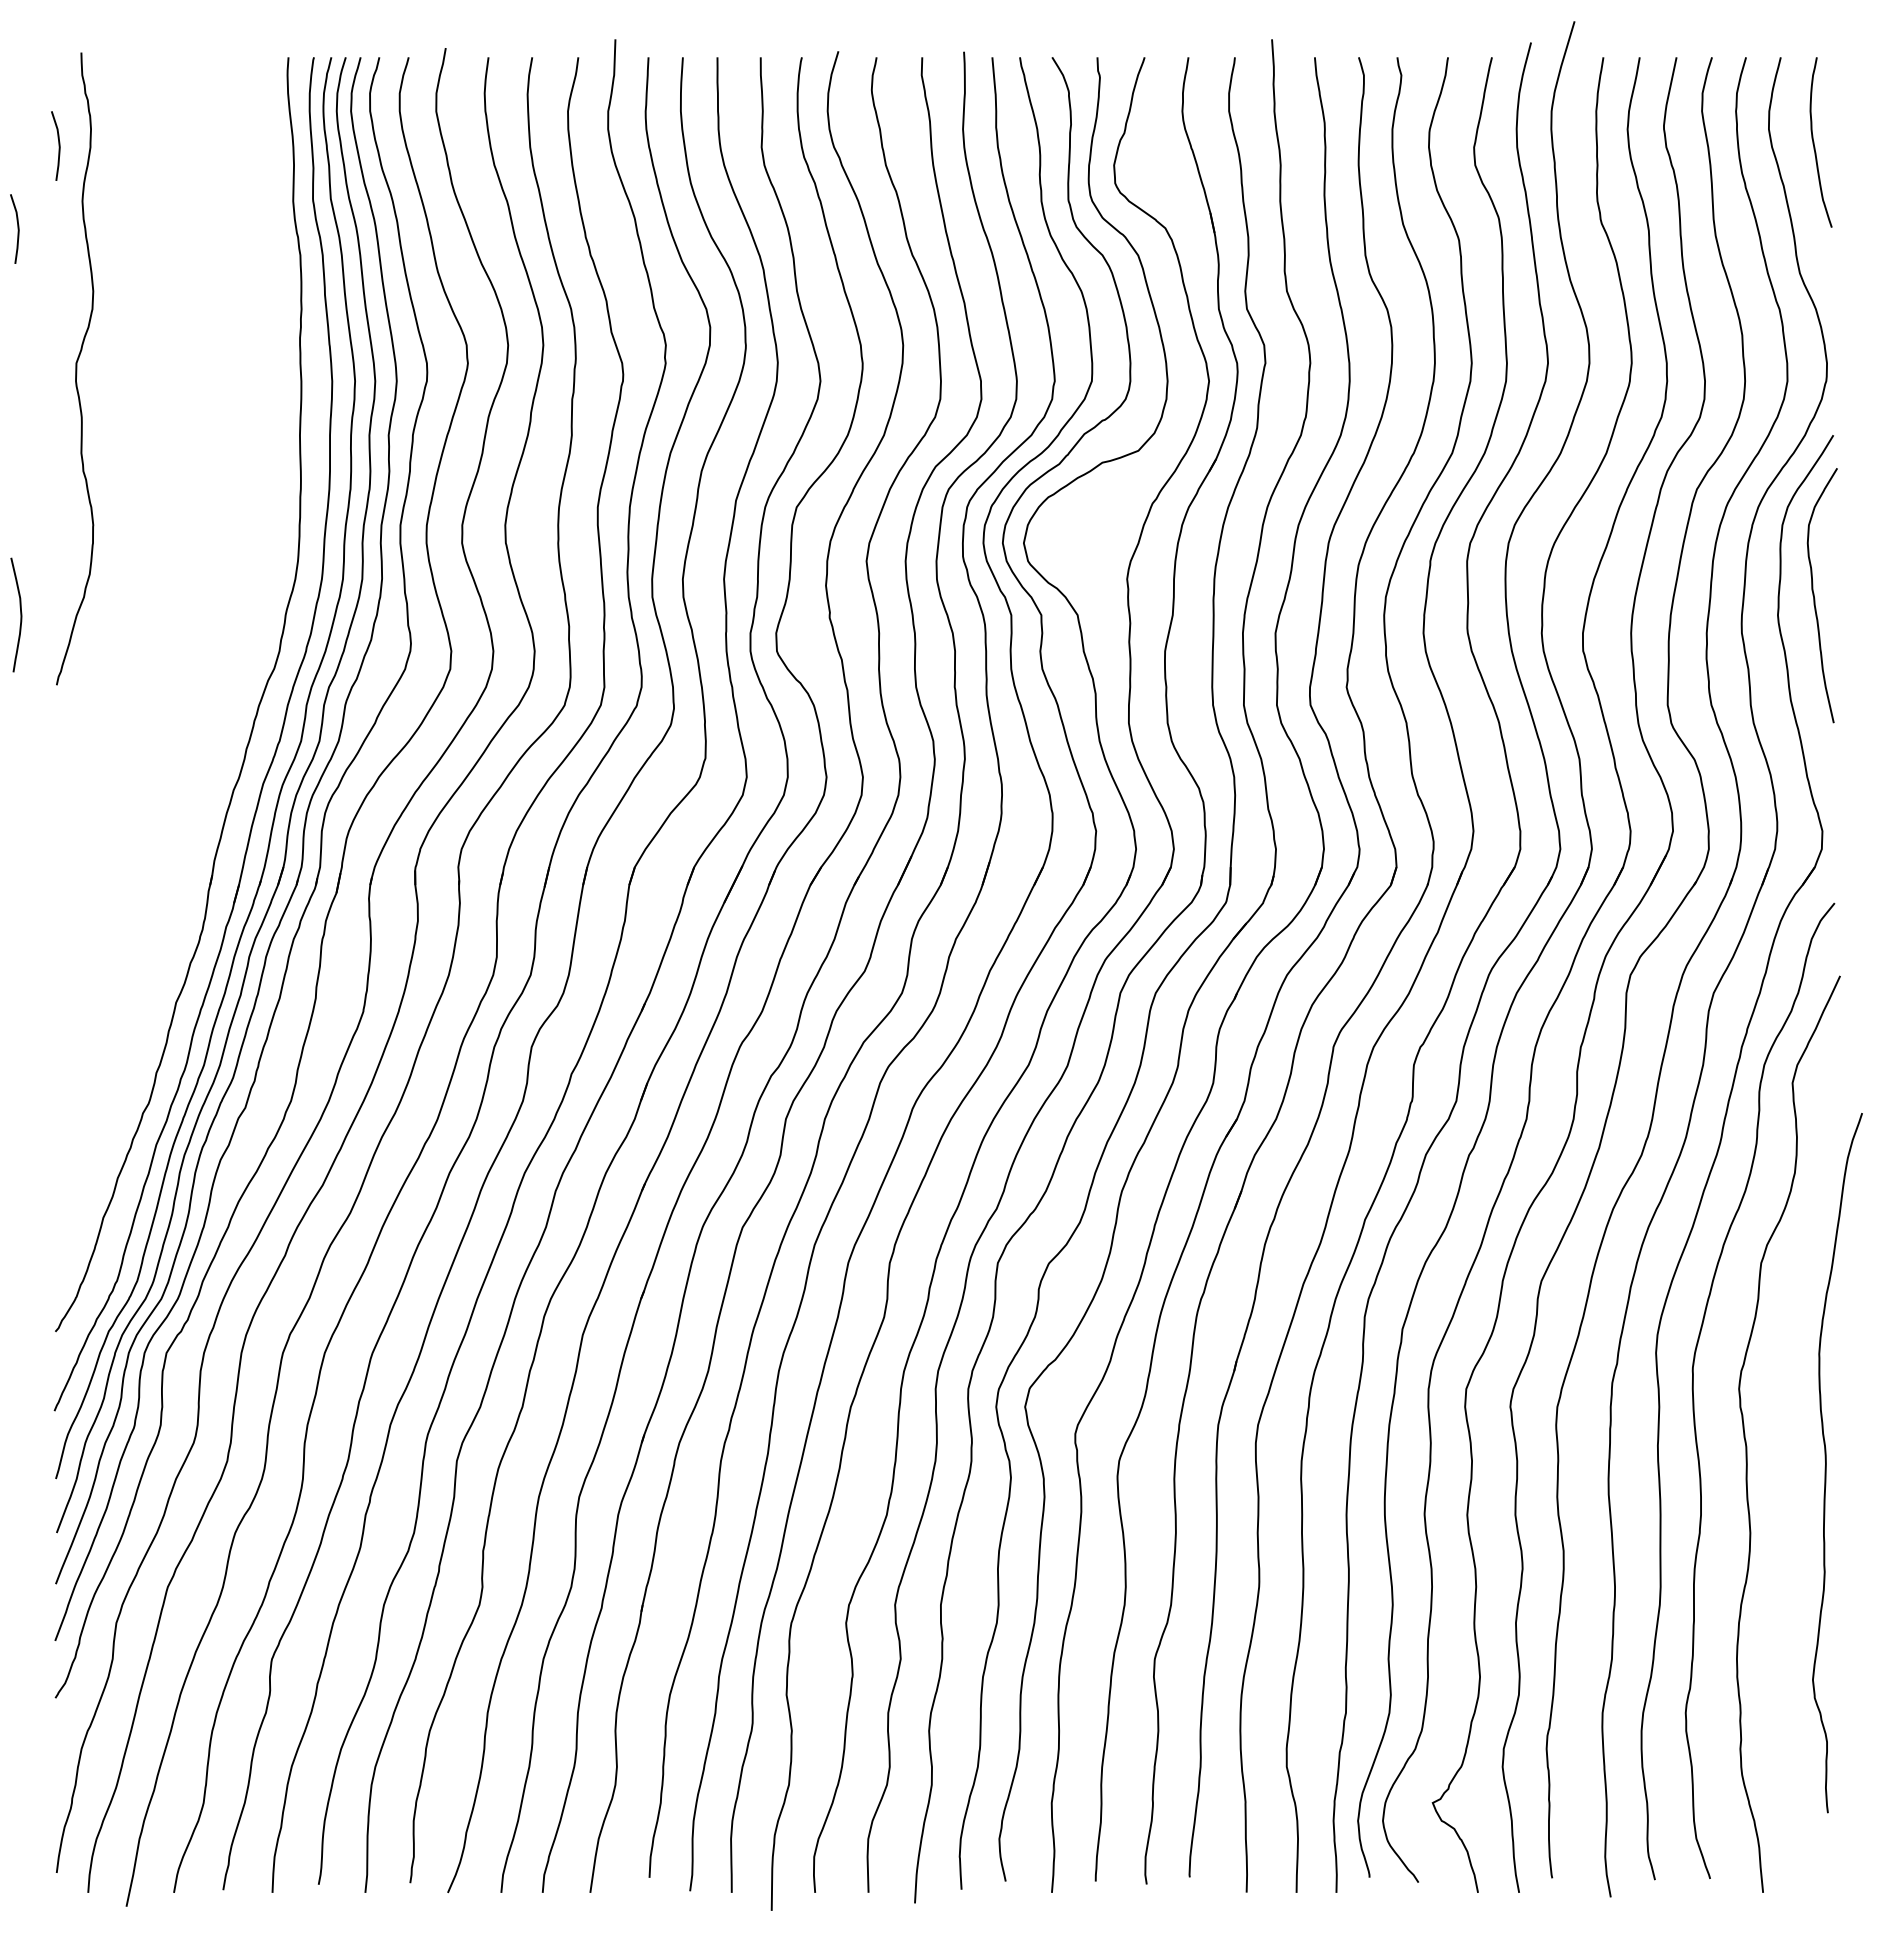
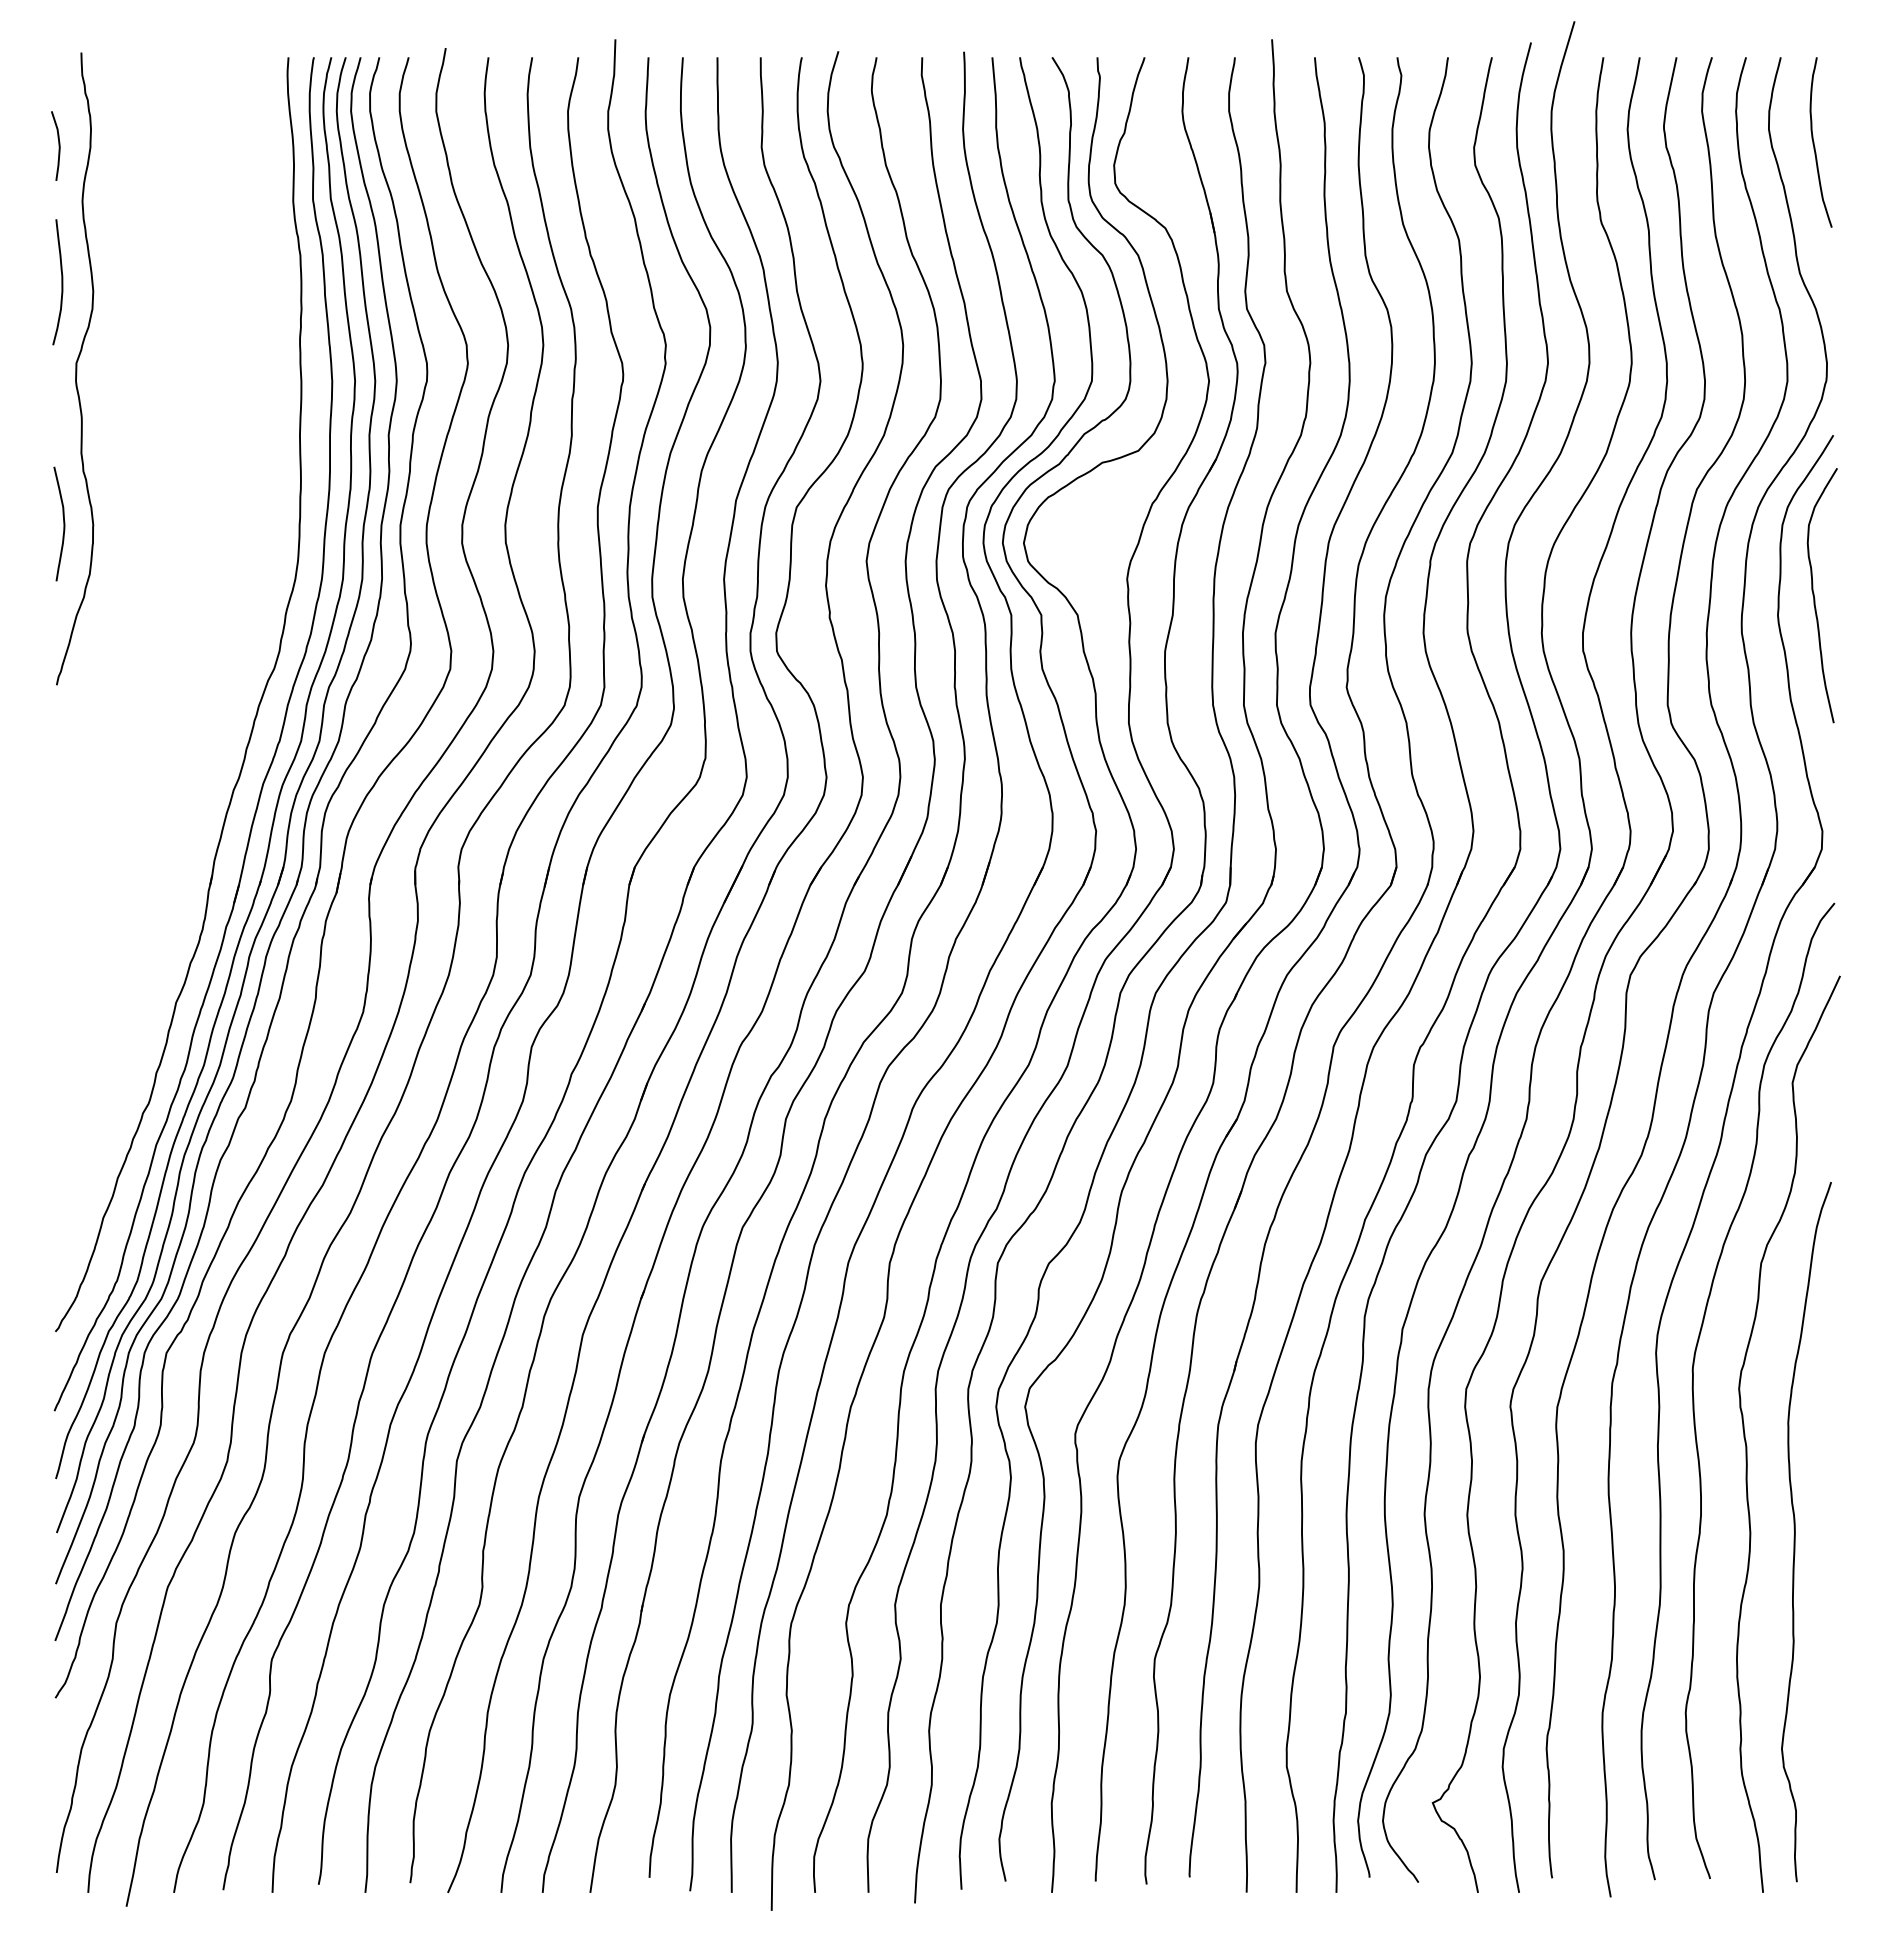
curve: present -> none (17, 228)
curve: none -> present (61, 282)
curve position: (20, 614) -> (63, 523) (63, 523)
curve position: (1826, 1463) -> (1795, 1532) (1795, 1532)
